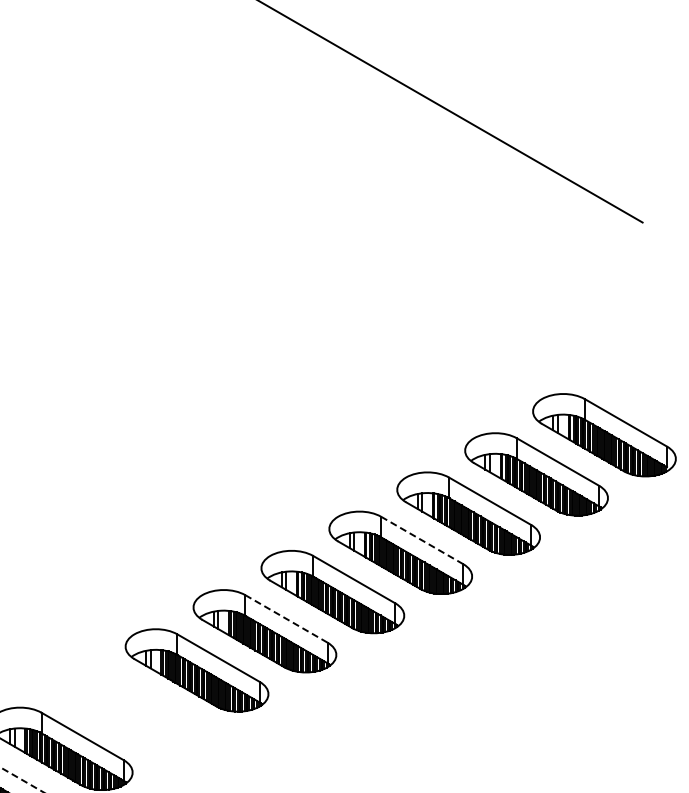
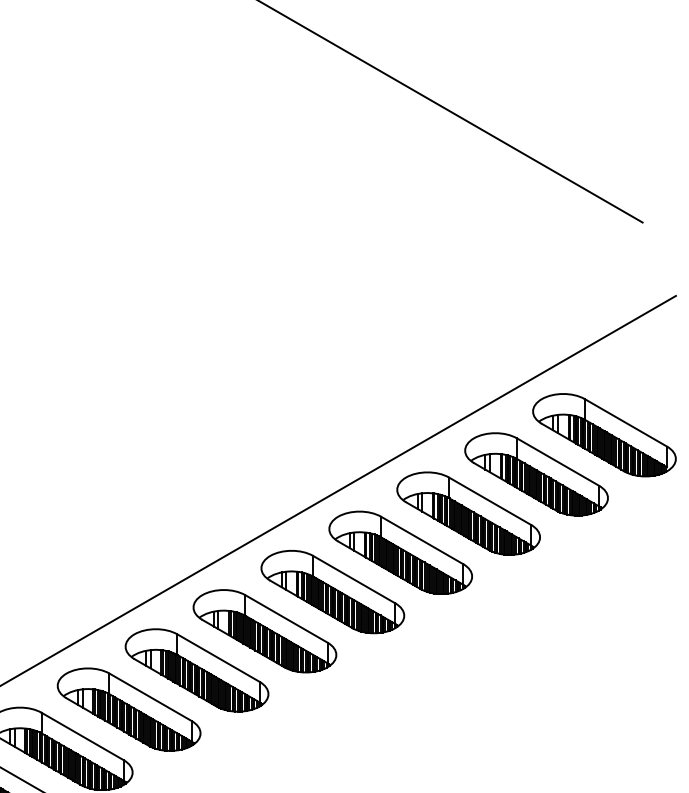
line: none -> present (338, 490)
line: dashed -> solid (422, 540)
line: dashed -> solid (286, 619)
part: none -> present (128, 709)
line: dashed -> solid (22, 780)
